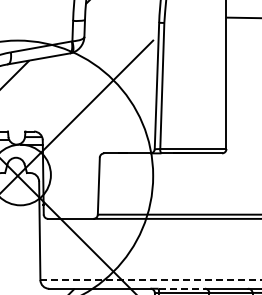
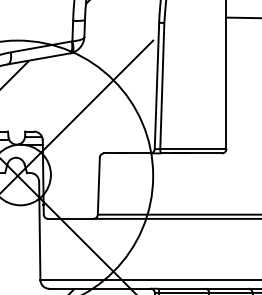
line: dashed -> solid (151, 280)
line: dashed -> solid (182, 288)
